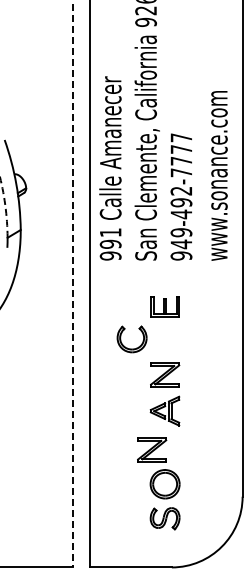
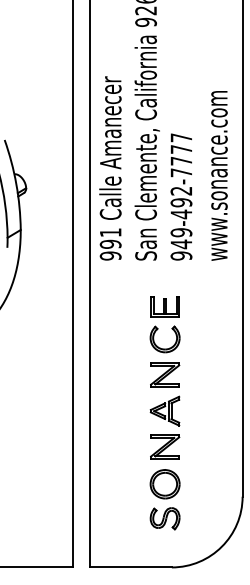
arc: dashed -> solid (5, 206)
line: dashed -> solid (72, 284)
part position: (127, 347) -> (160, 347) (160, 347)
part position: (152, 449) -> (165, 446) (165, 446)
